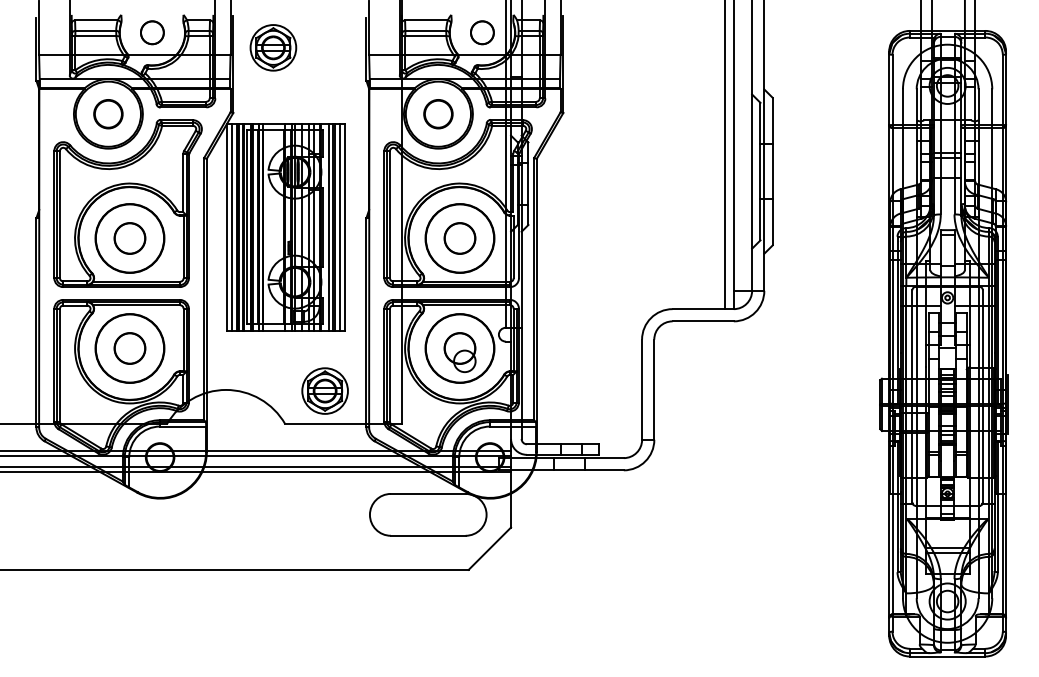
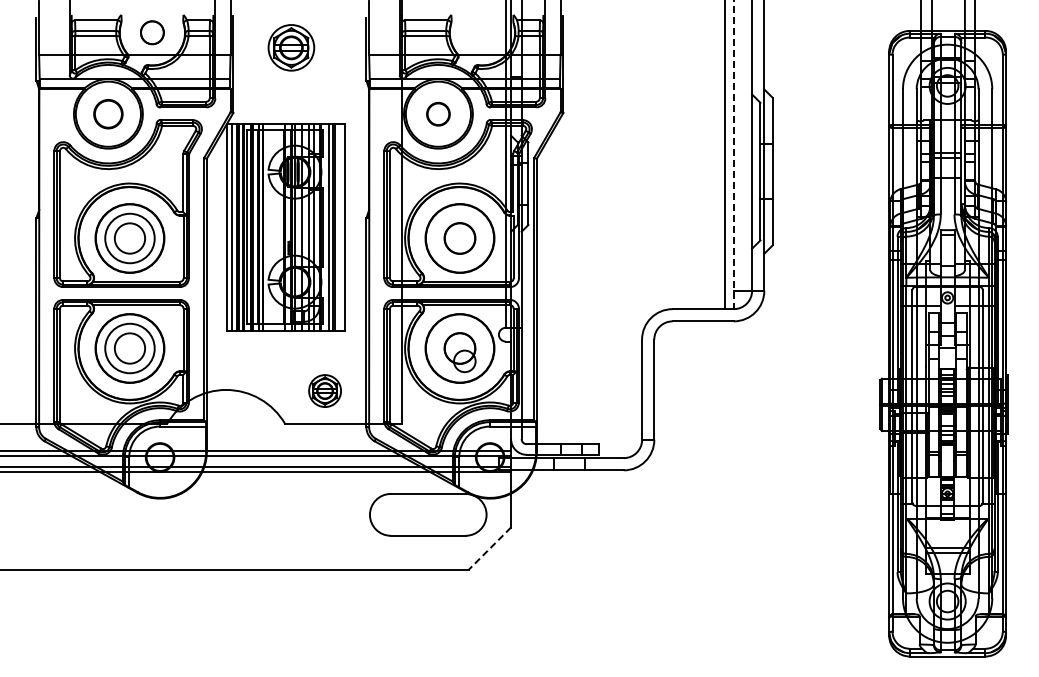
part: present -> none (482, 32)
part position: (273, 47) -> (291, 47) (291, 47)
circle size: 31x31 px -> 25x26 px (438, 113)
line: solid -> dashed (733, 155)
line: present -> none (340, 226)
circle diameter: 31 px -> 49 px (129, 238)
circle diameter: 31 px -> 49 px (129, 348)
part size: 48x48 px -> 34x34 px (324, 390)
line: solid -> dashed (489, 548)
